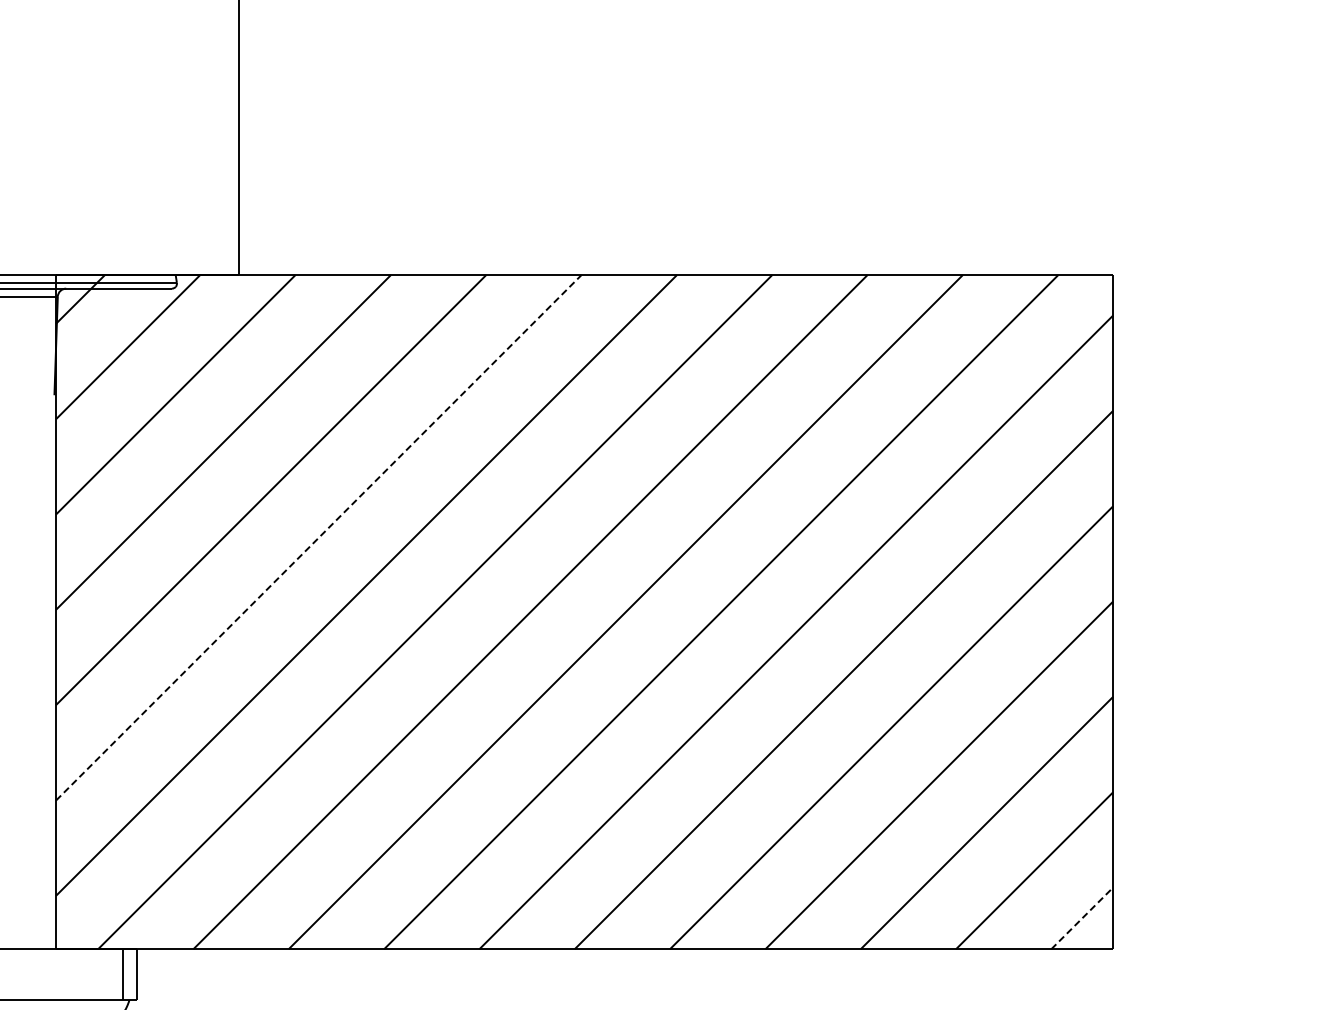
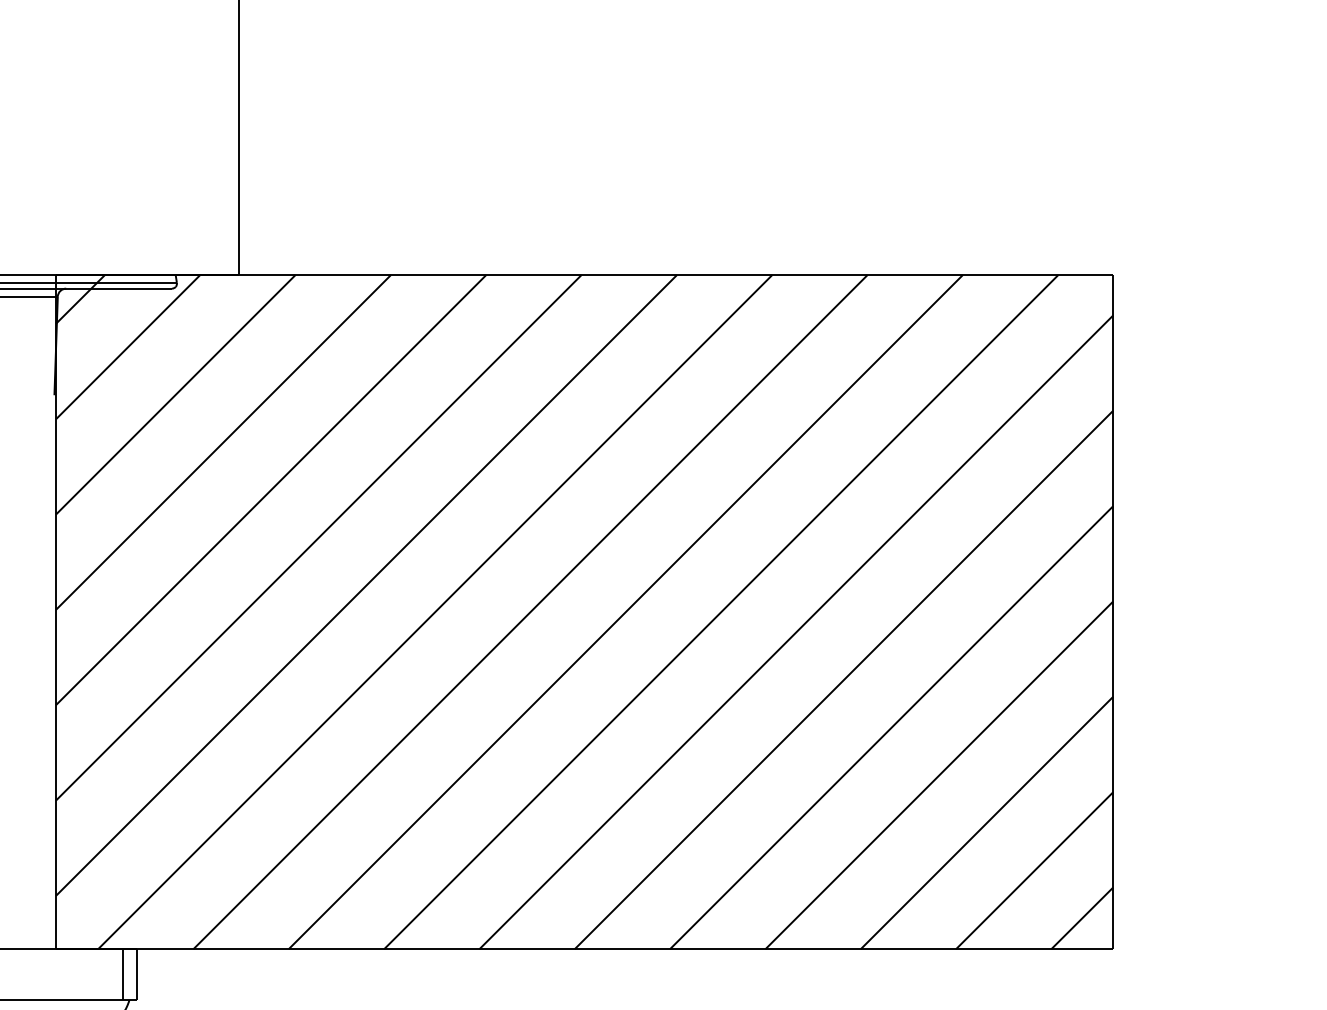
line: dashed -> solid (319, 537)
line: dashed -> solid (1082, 918)
